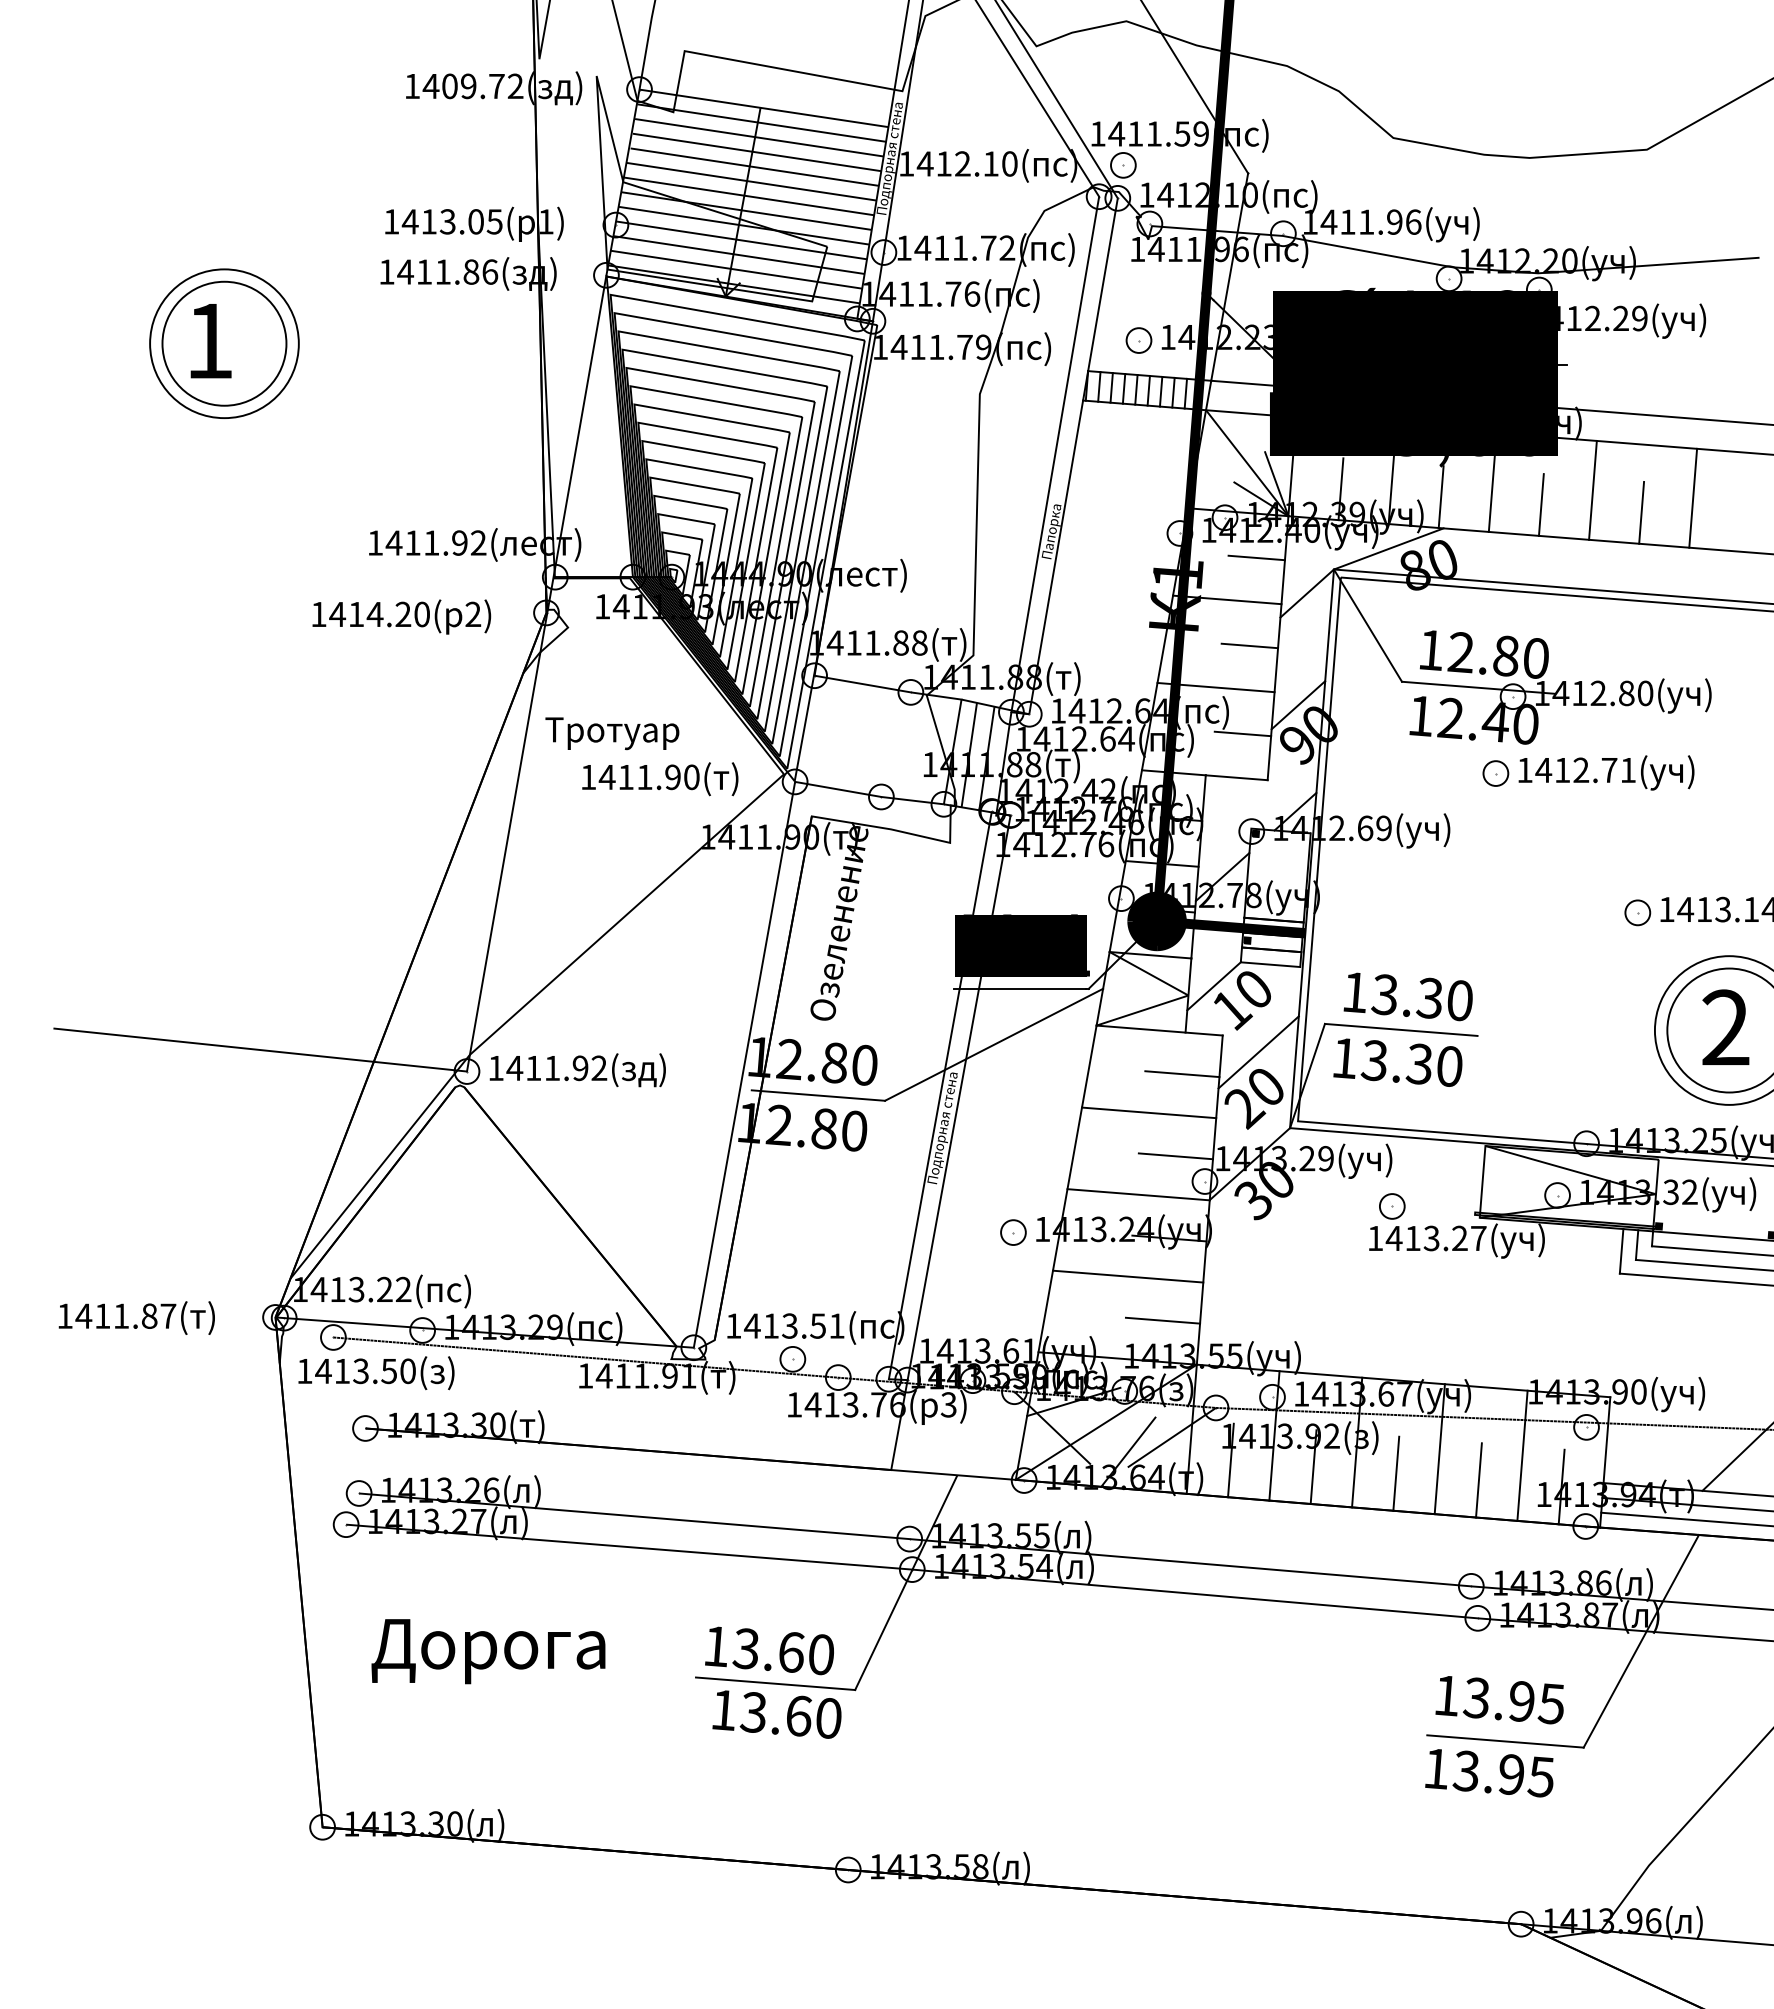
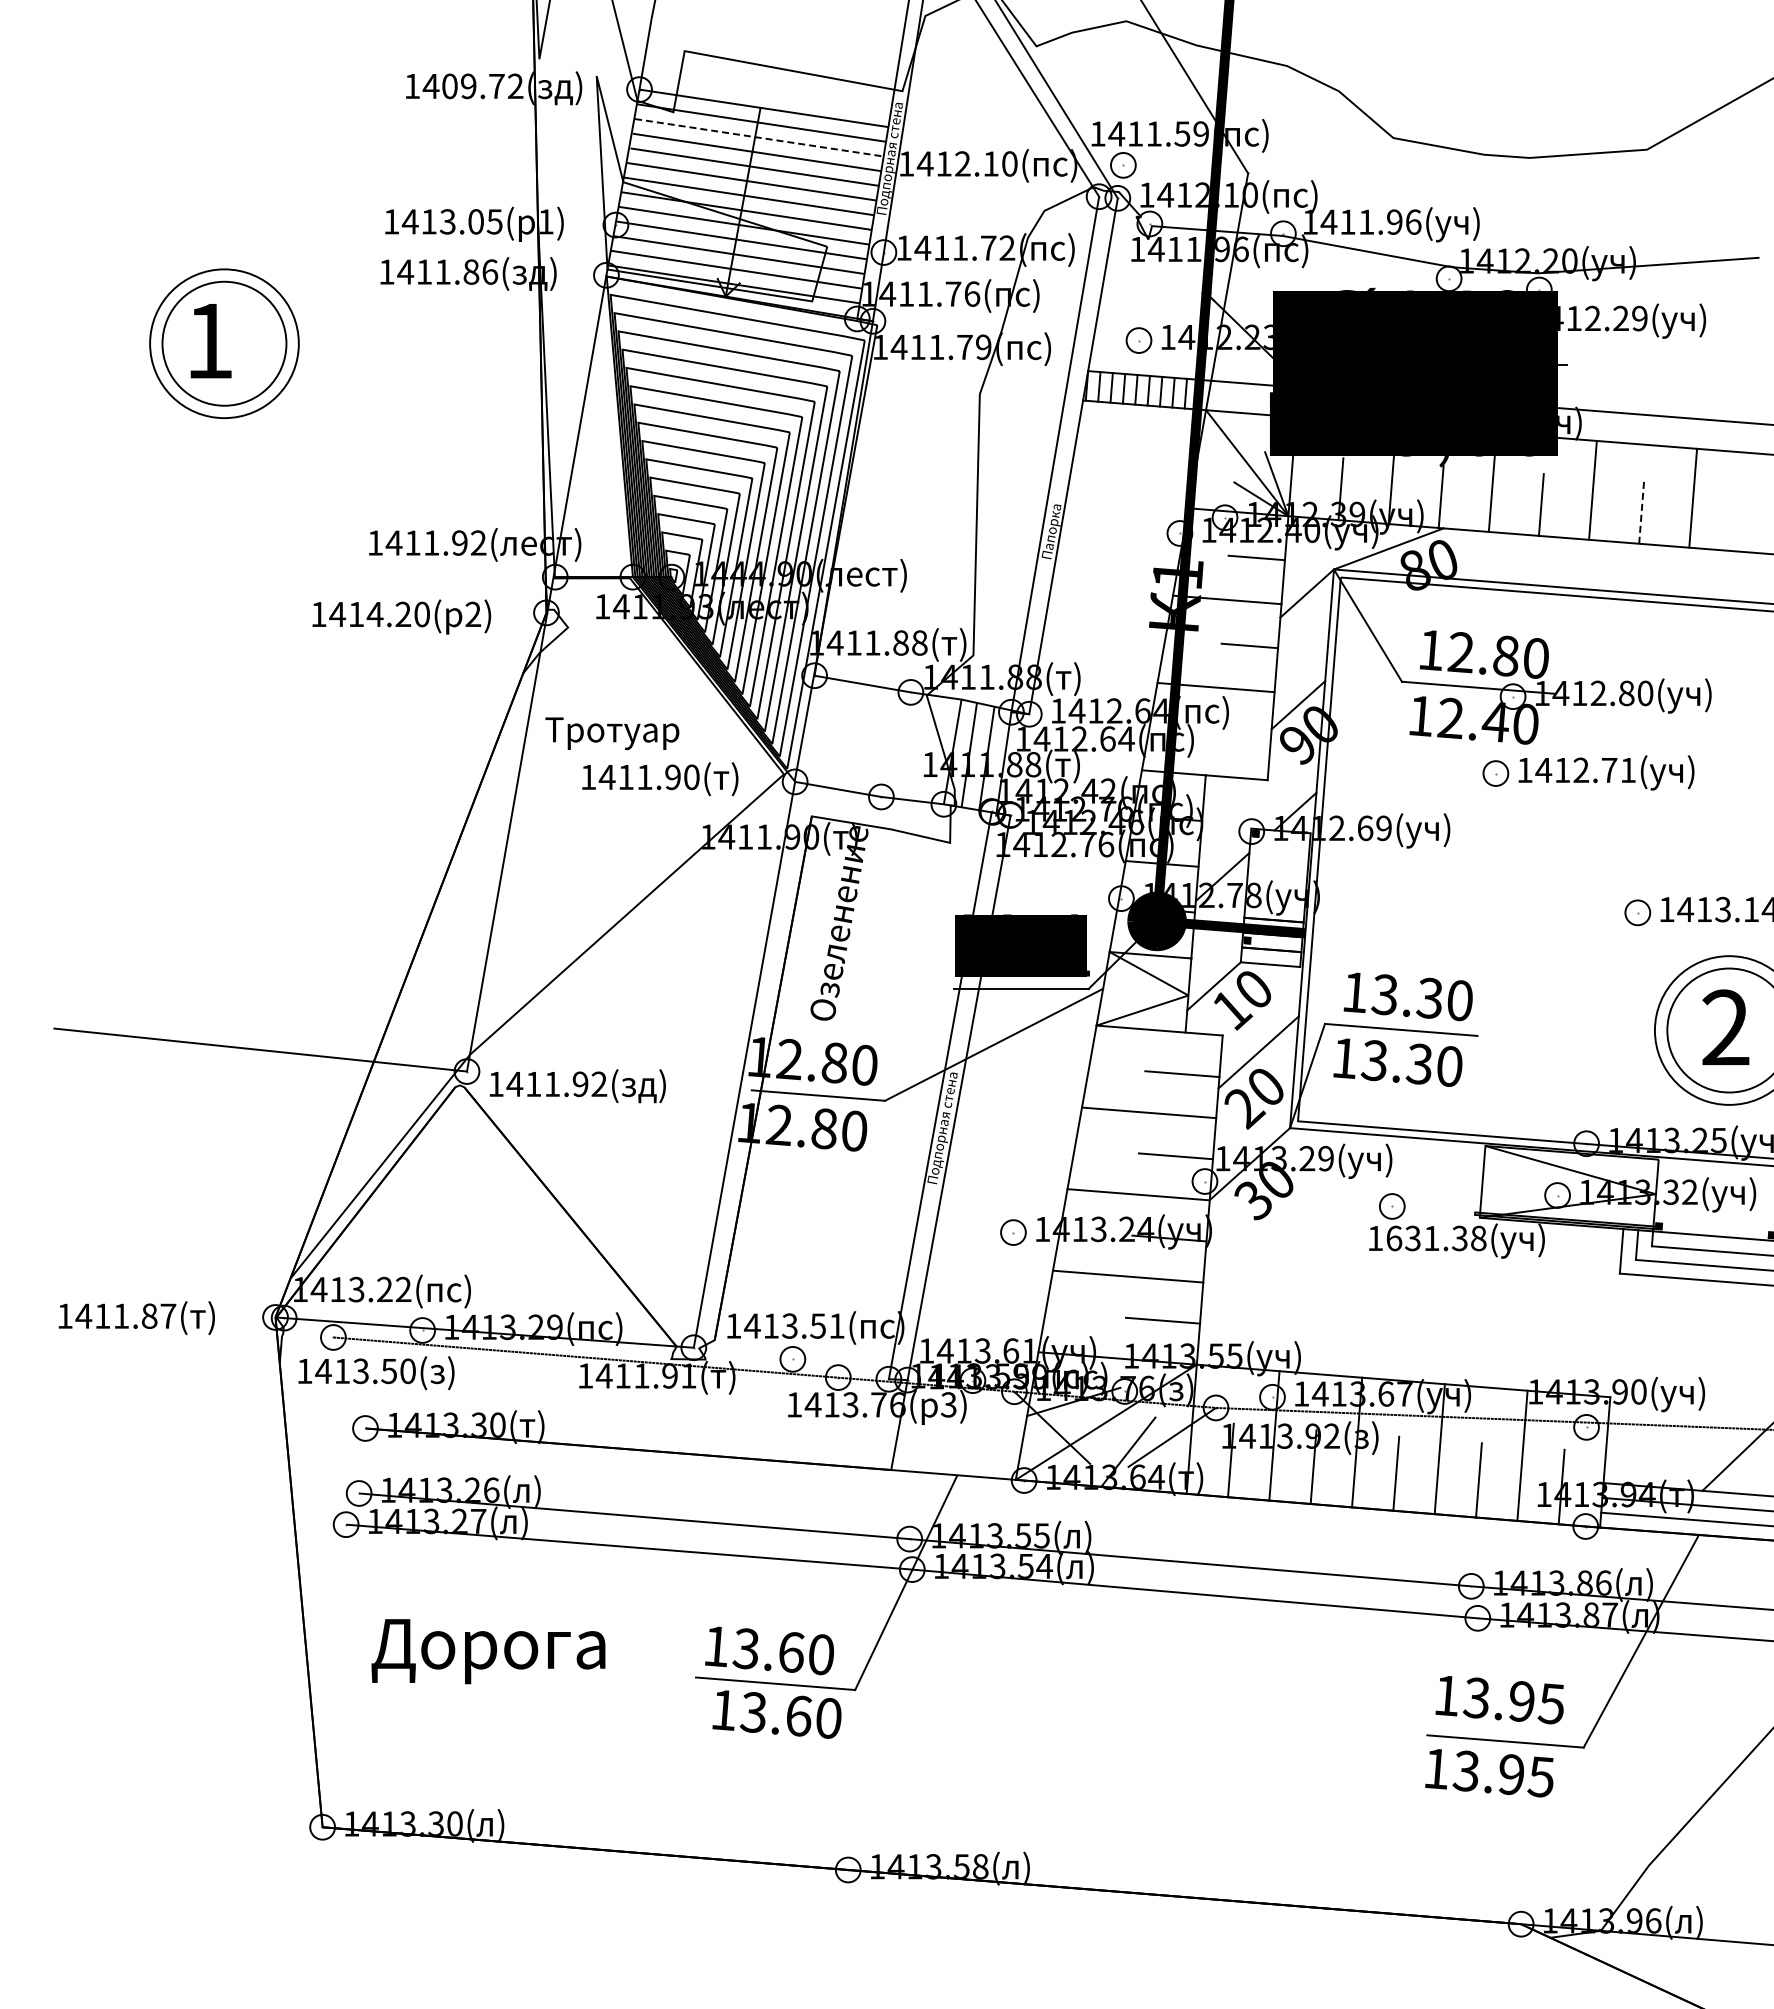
line: solid -> dashed (759, 137)
line: solid -> dashed (1641, 512)
line: present -> none (1242, 733)
text position: (577, 1070) -> (577, 1086) (577, 1086)
text: 1413.27( -> 1631.38( (1435, 1238)
